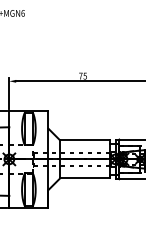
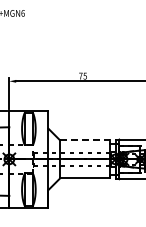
line: solid -> dashed (85, 140)
